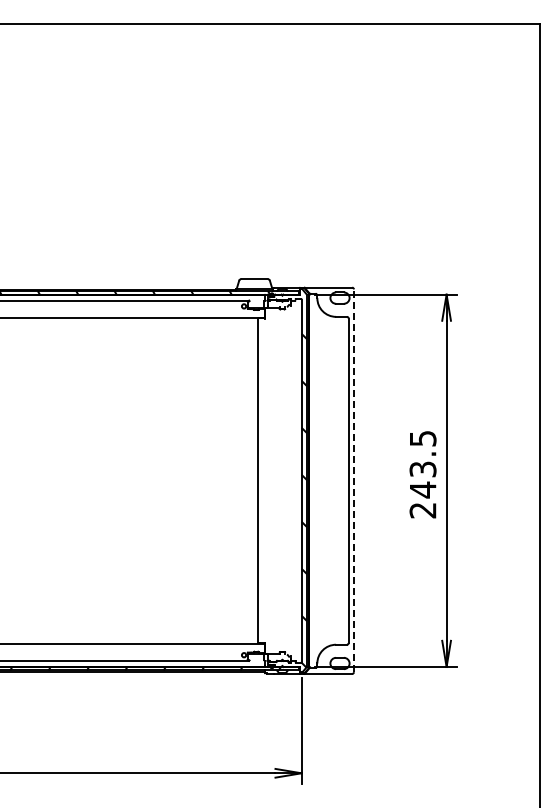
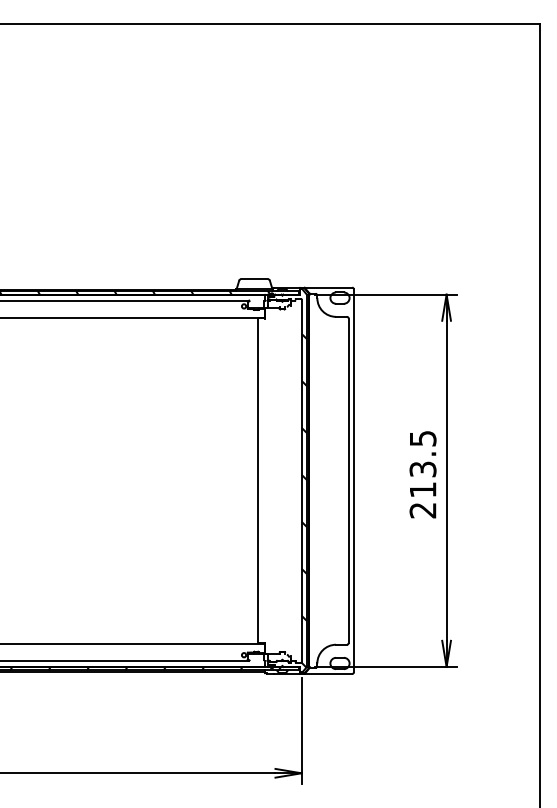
line: dashed -> solid (353, 480)
text: 243.5 -> 213.5 (423, 489)
